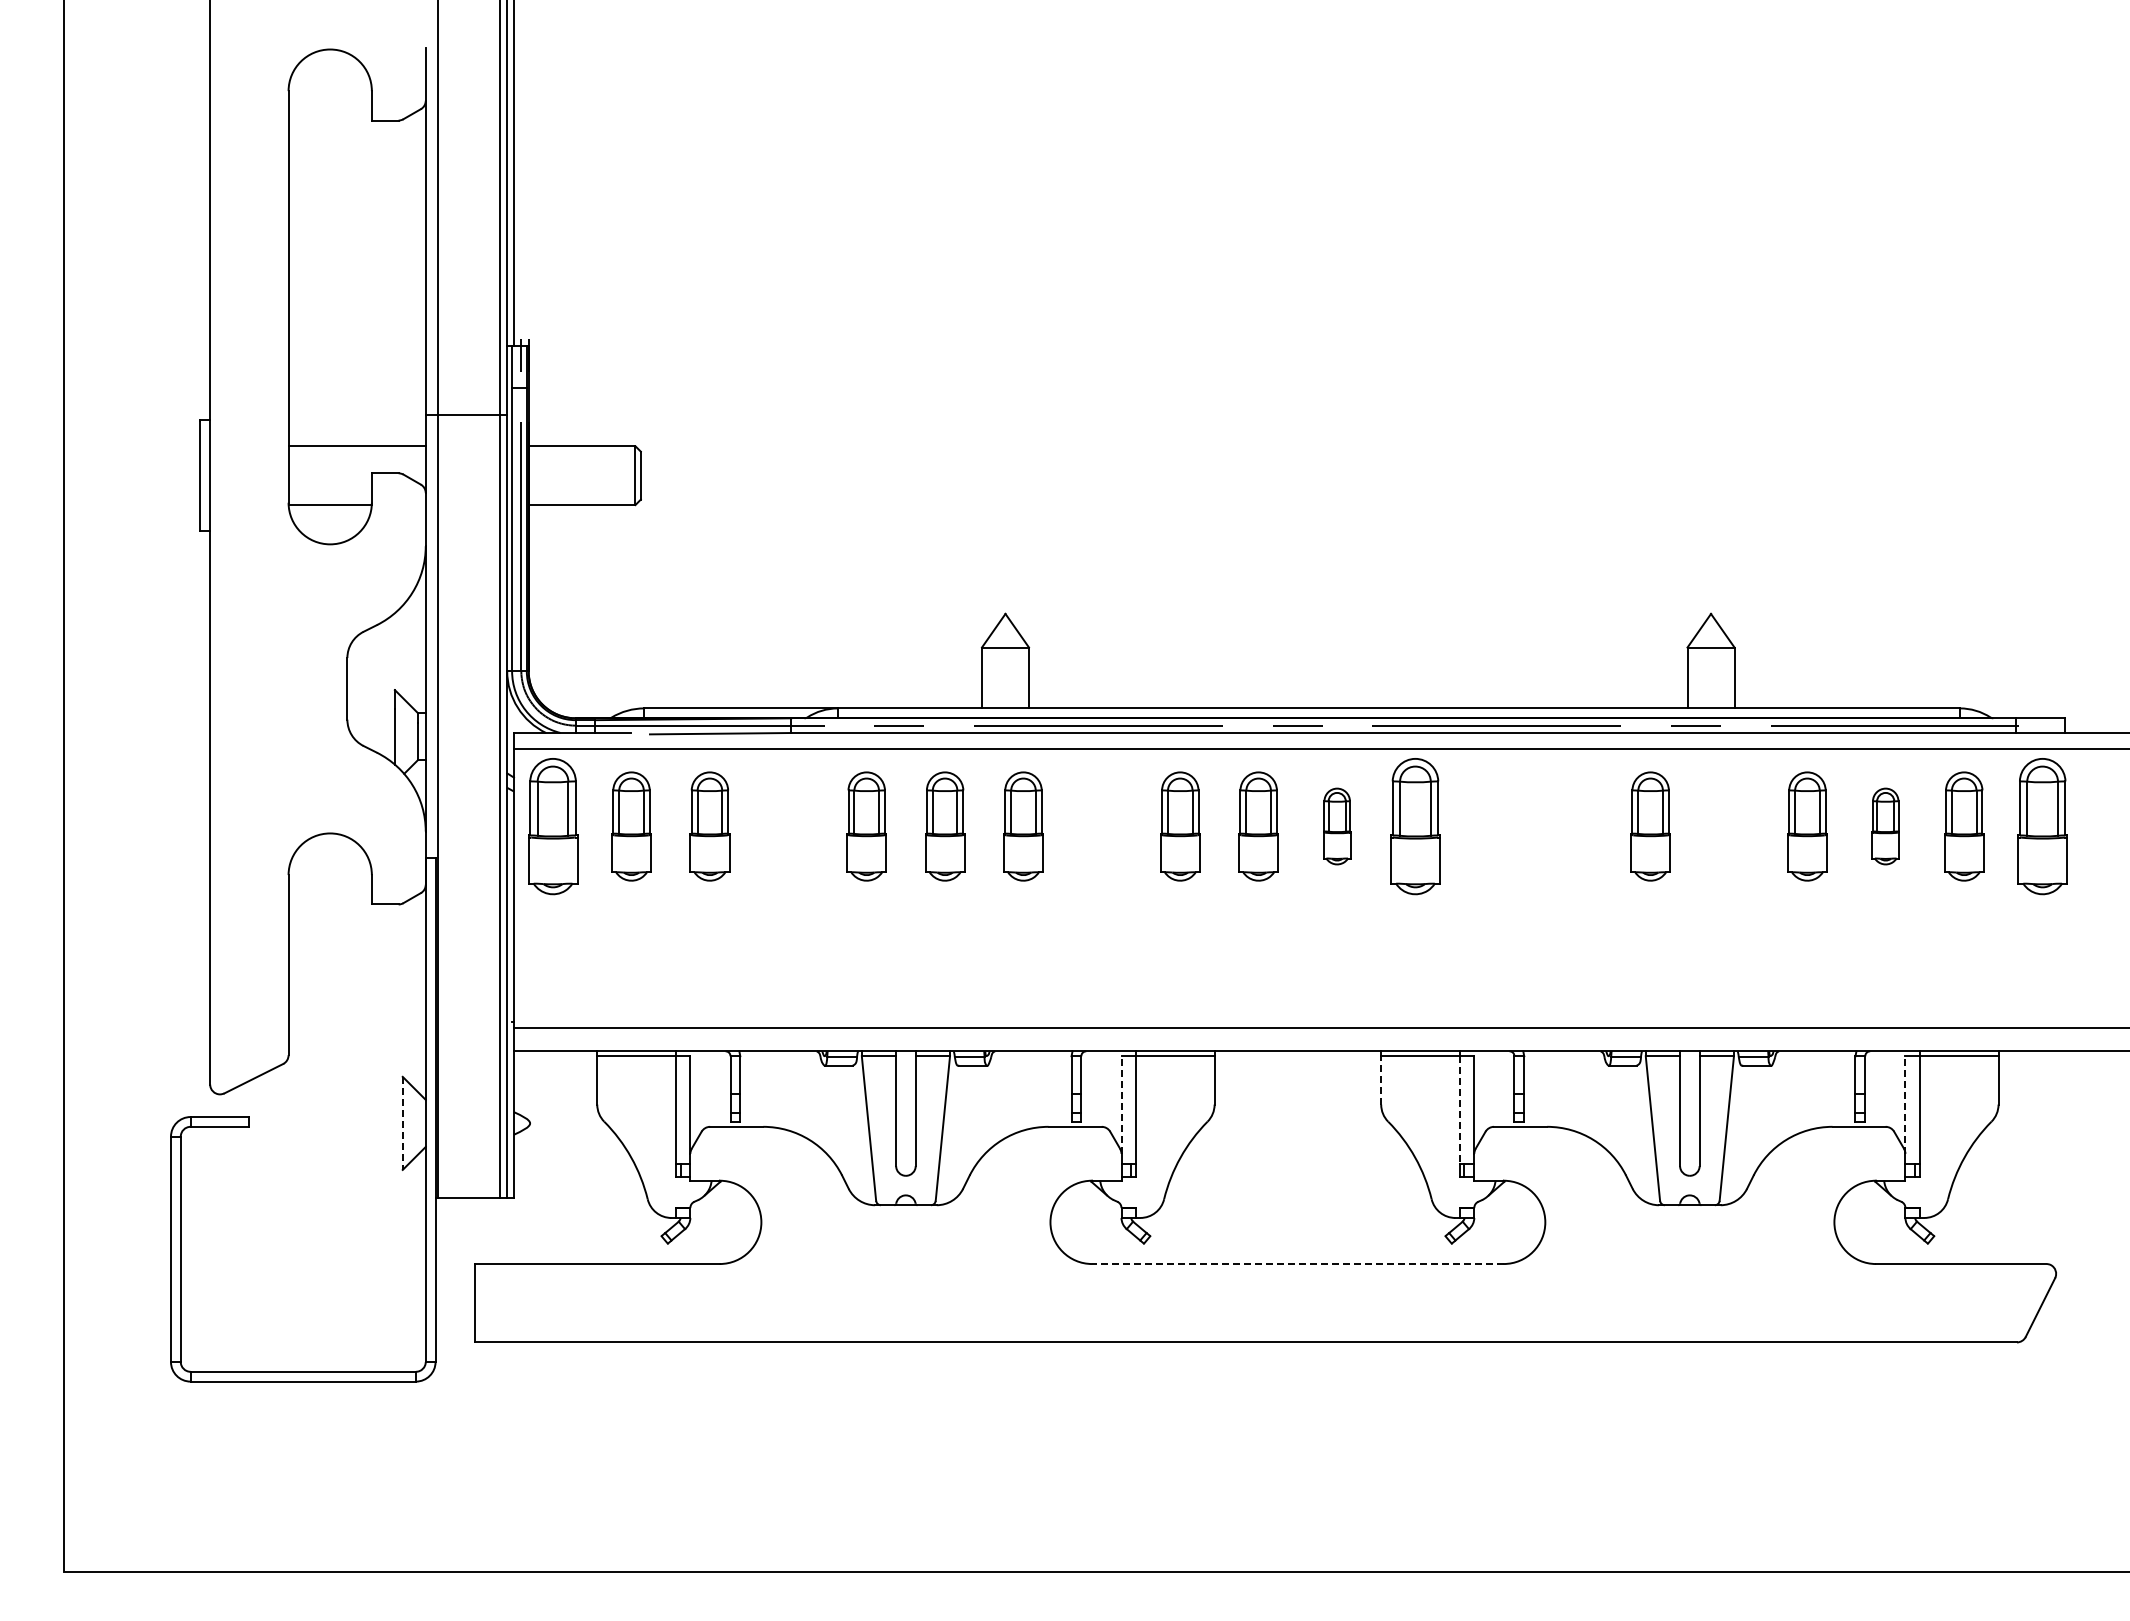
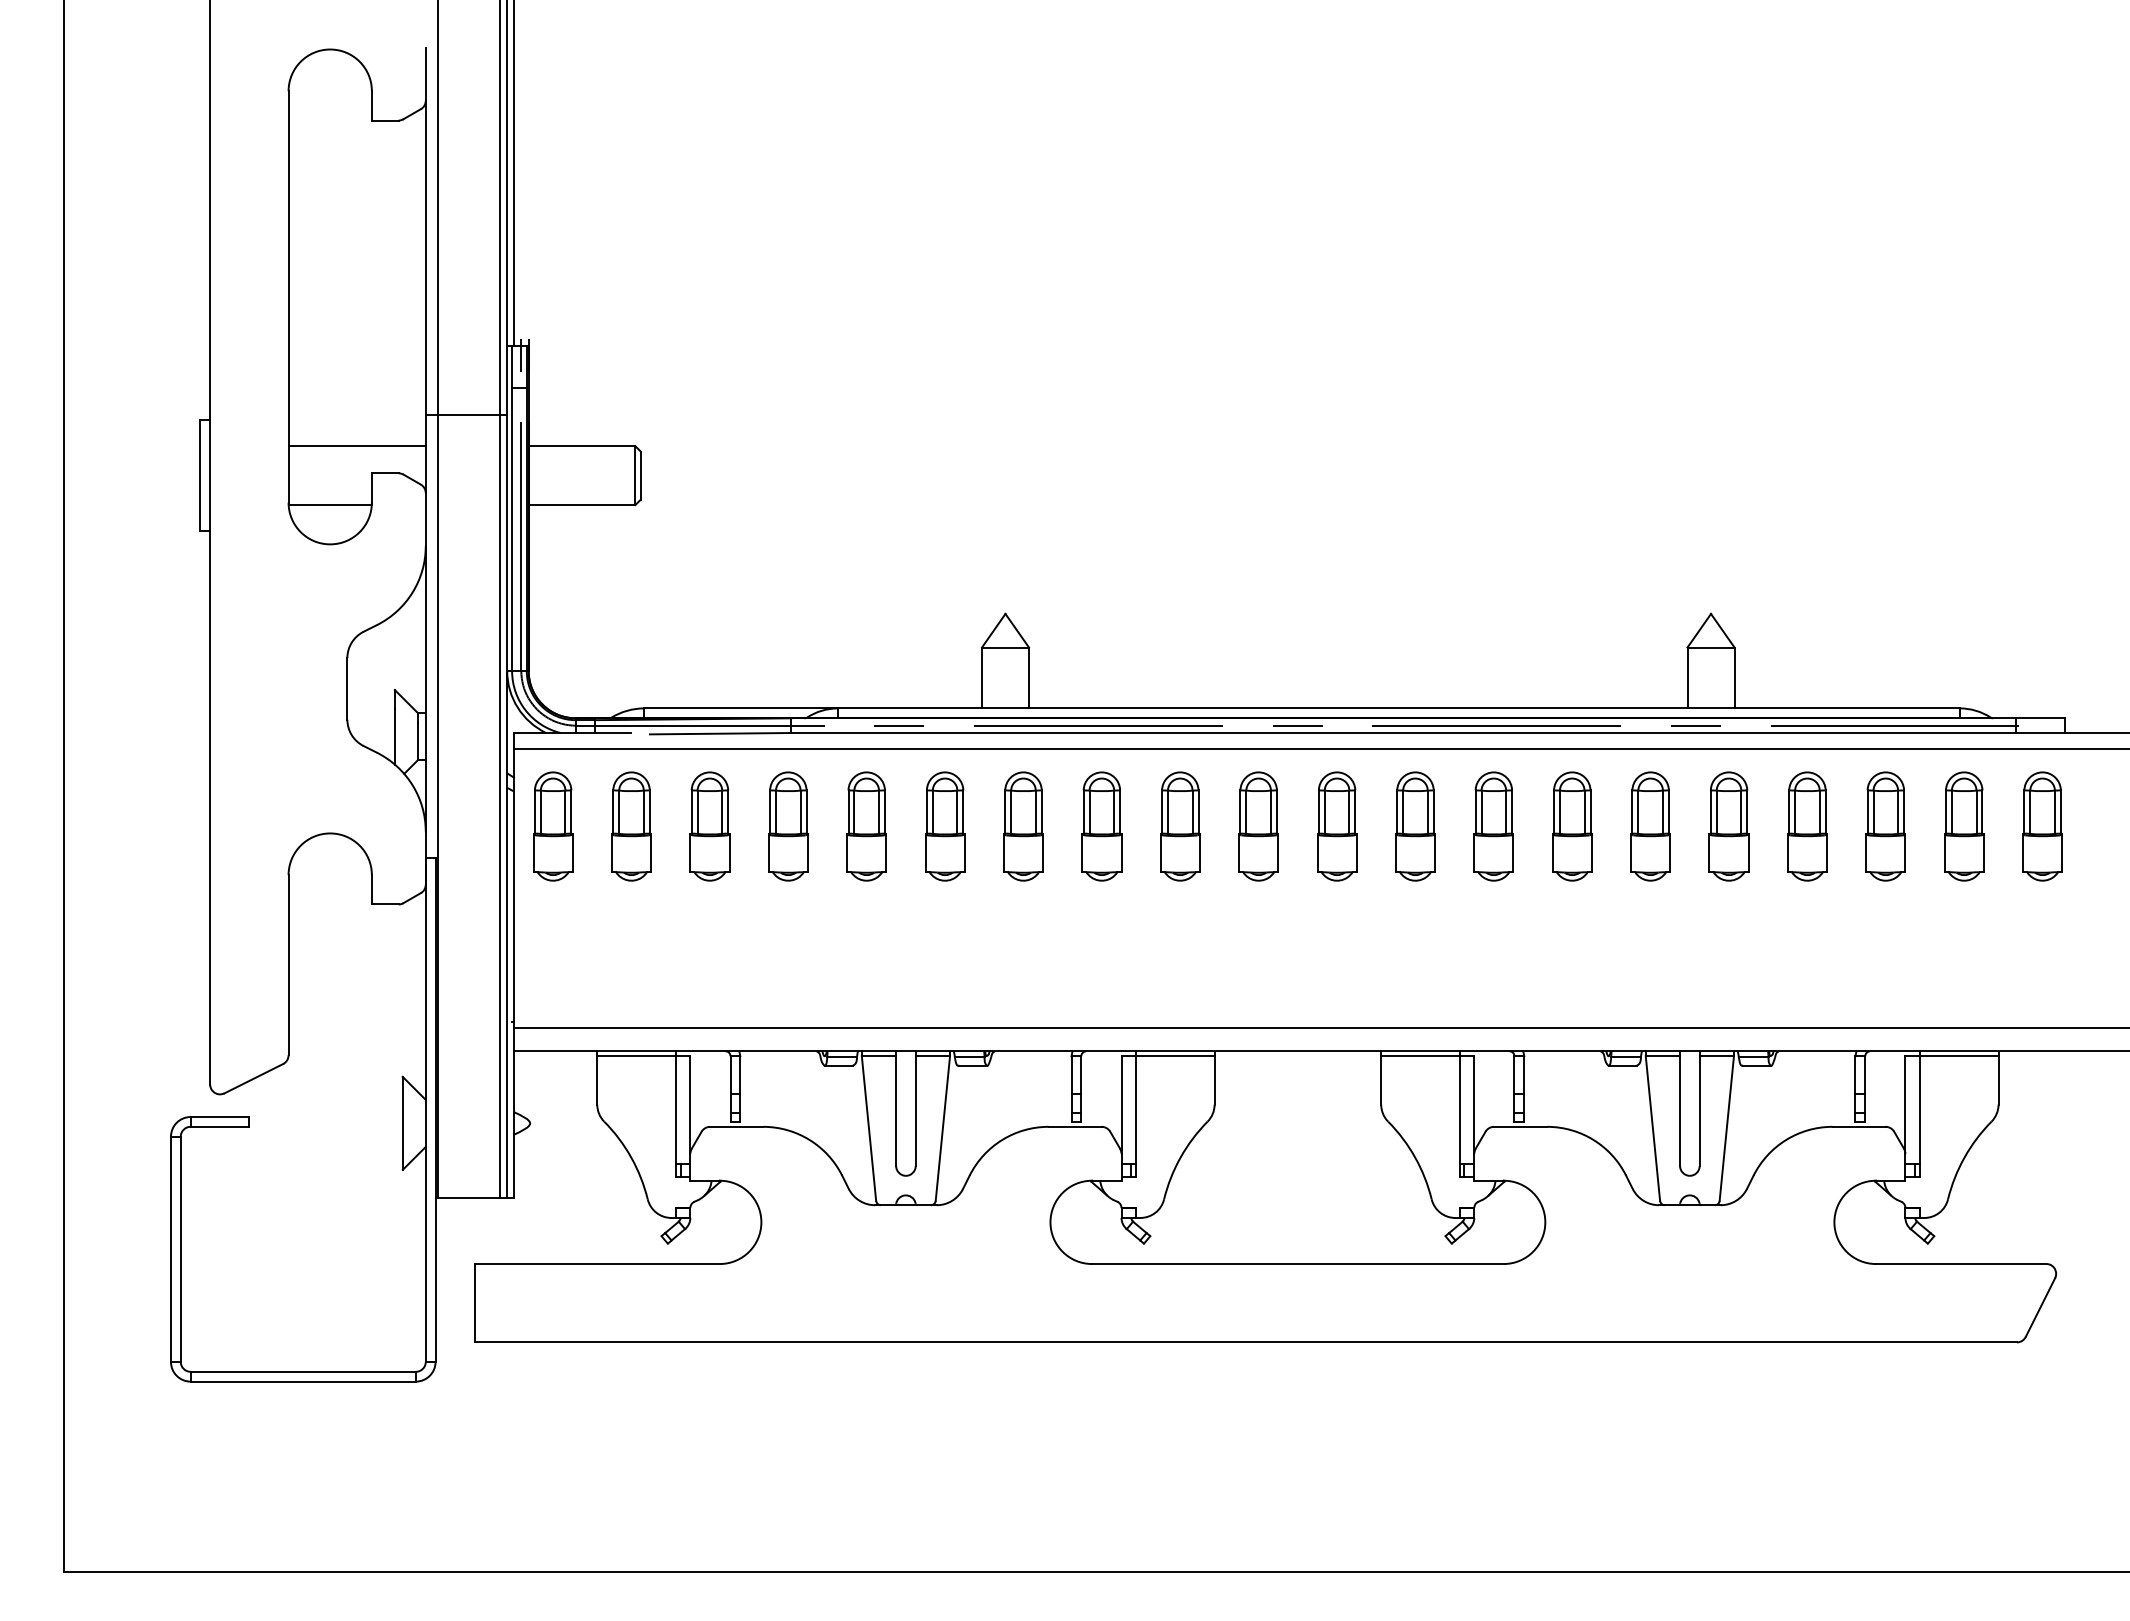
part size: 51x138 px -> 41x111 px (553, 826)
part: none -> present (788, 826)
part: none -> present (1101, 826)
part size: 29x79 px -> 41x111 px (1337, 826)
part size: 51x138 px -> 41x111 px (1415, 826)
part: none -> present (1493, 826)
part: none -> present (1572, 826)
part: none -> present (1728, 826)
part size: 29x79 px -> 41x111 px (1885, 826)
part size: 51x138 px -> 41x111 px (2042, 826)
line: dashed -> solid (1381, 1079)
line: dashed -> solid (1121, 1105)
line: dashed -> solid (1905, 1105)
line: dashed -> solid (1459, 1110)
line: dashed -> solid (402, 1123)
line: dashed -> solid (1297, 1264)
